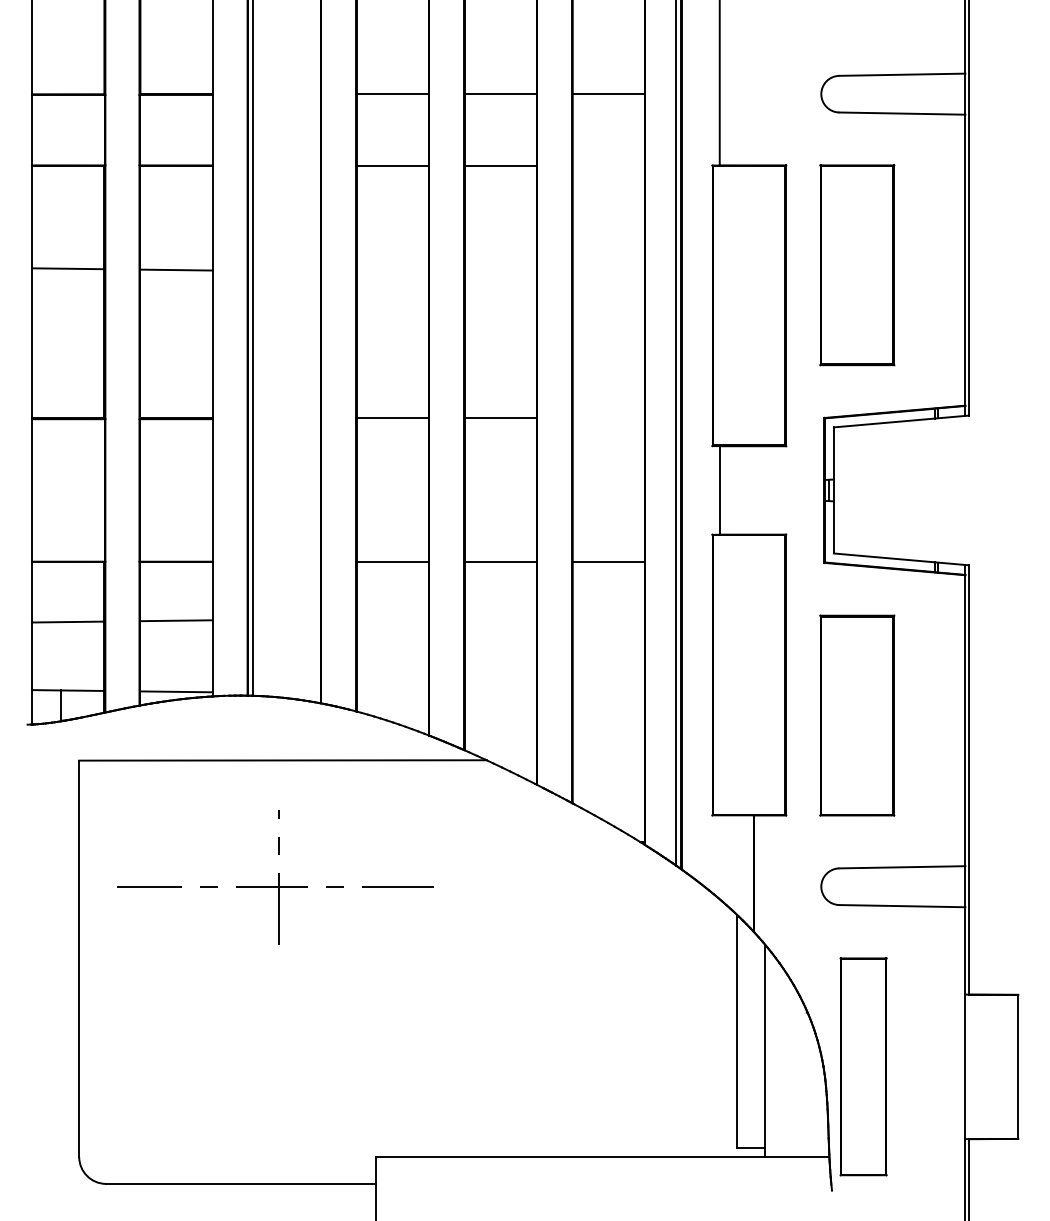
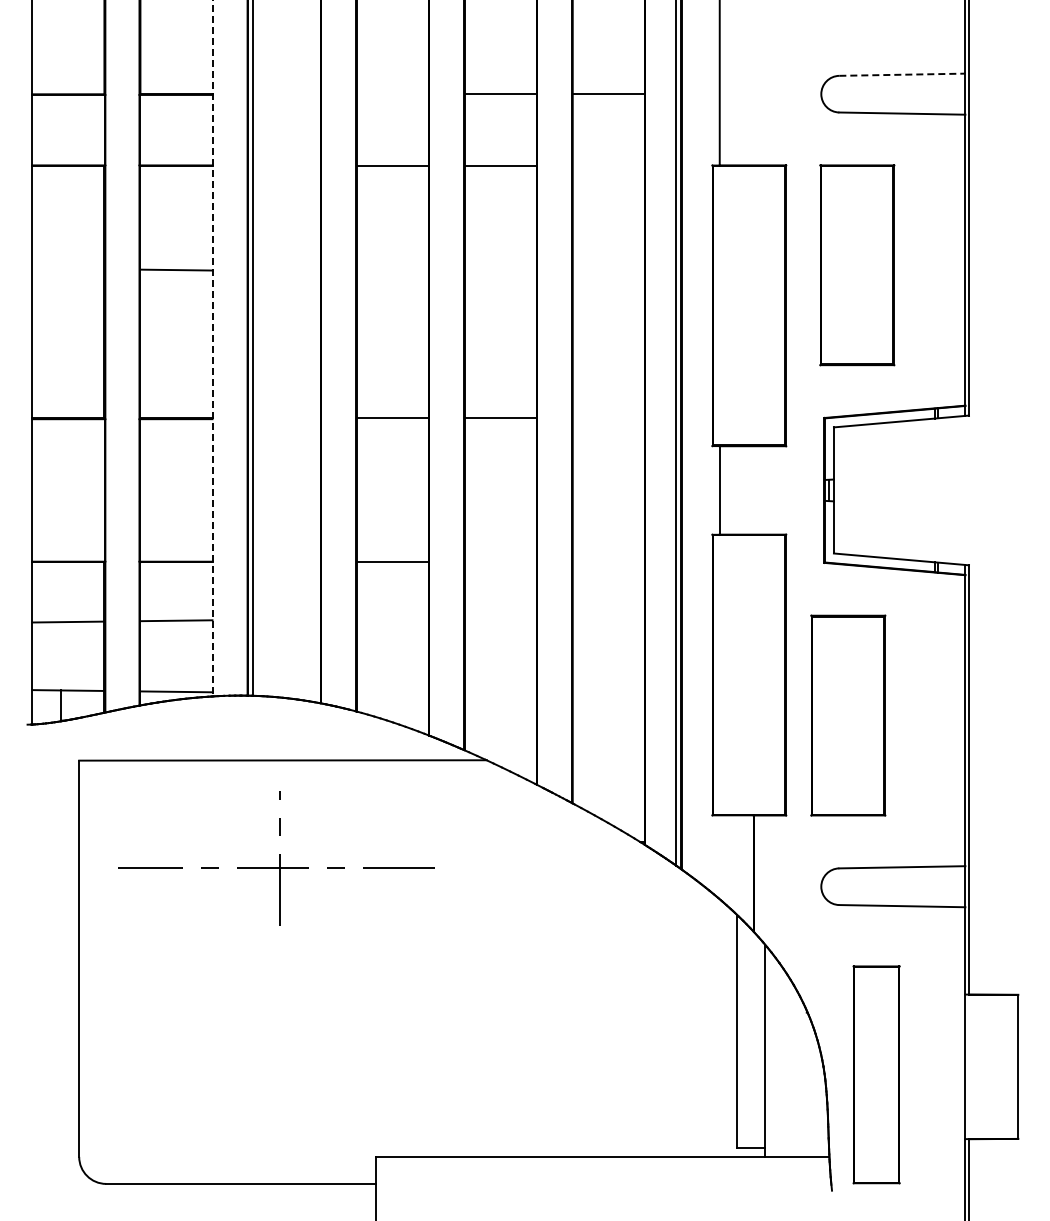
line: solid -> dashed (902, 74)
line: present -> none (392, 94)
line: present -> none (68, 268)
line: solid -> dashed (212, 348)
line: present -> none (500, 562)
line: present -> none (608, 562)
part position: (857, 715) -> (848, 715) (848, 715)
part position: (275, 877) -> (276, 858) (276, 858)
part position: (863, 1066) -> (876, 1074) (876, 1074)
